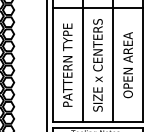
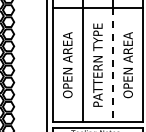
text: PATTERN TYPE -> OPEN AREA (67, 64)
text: SIZE x CENTERS -> PATTERN TYPE (97, 65)
line: solid -> dashed (113, 65)
